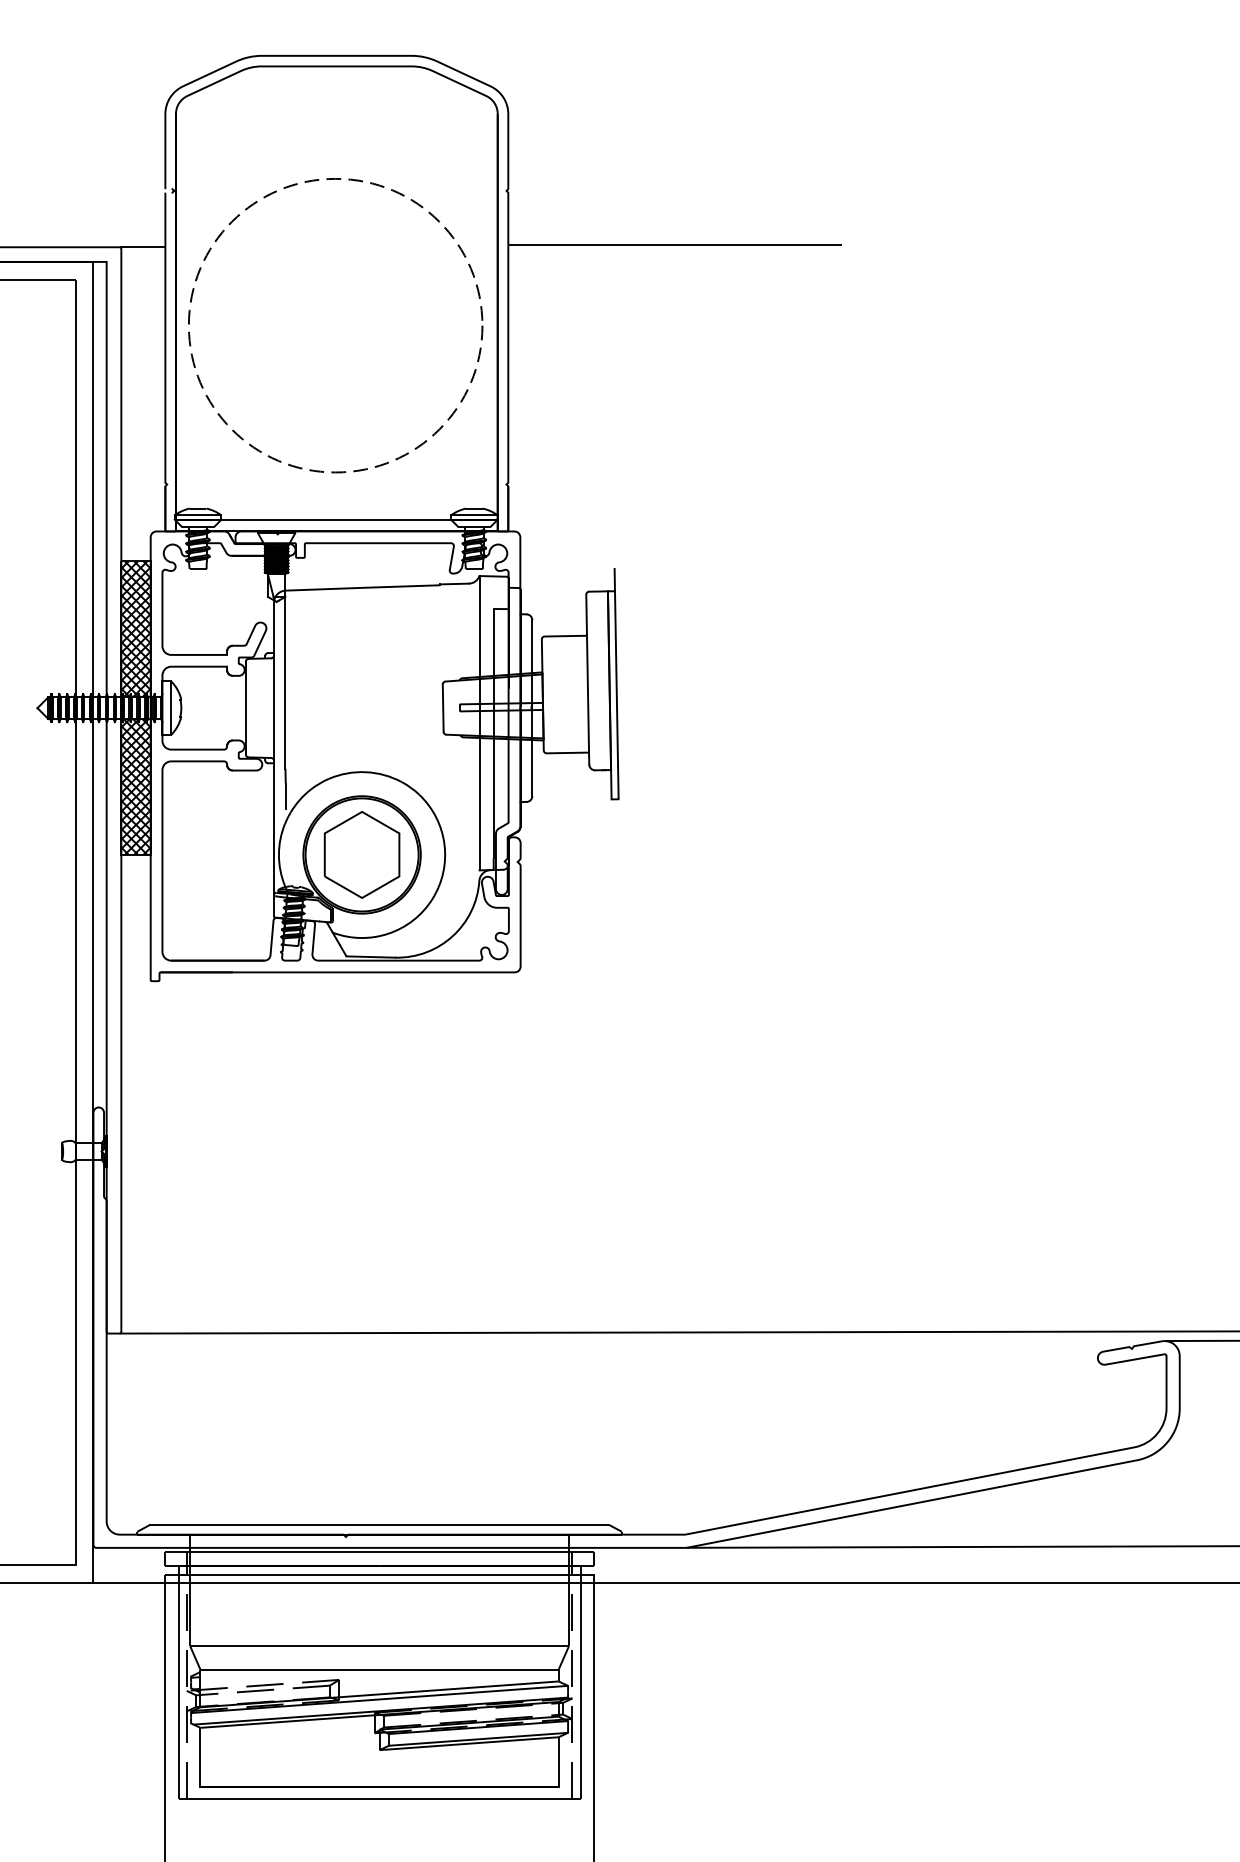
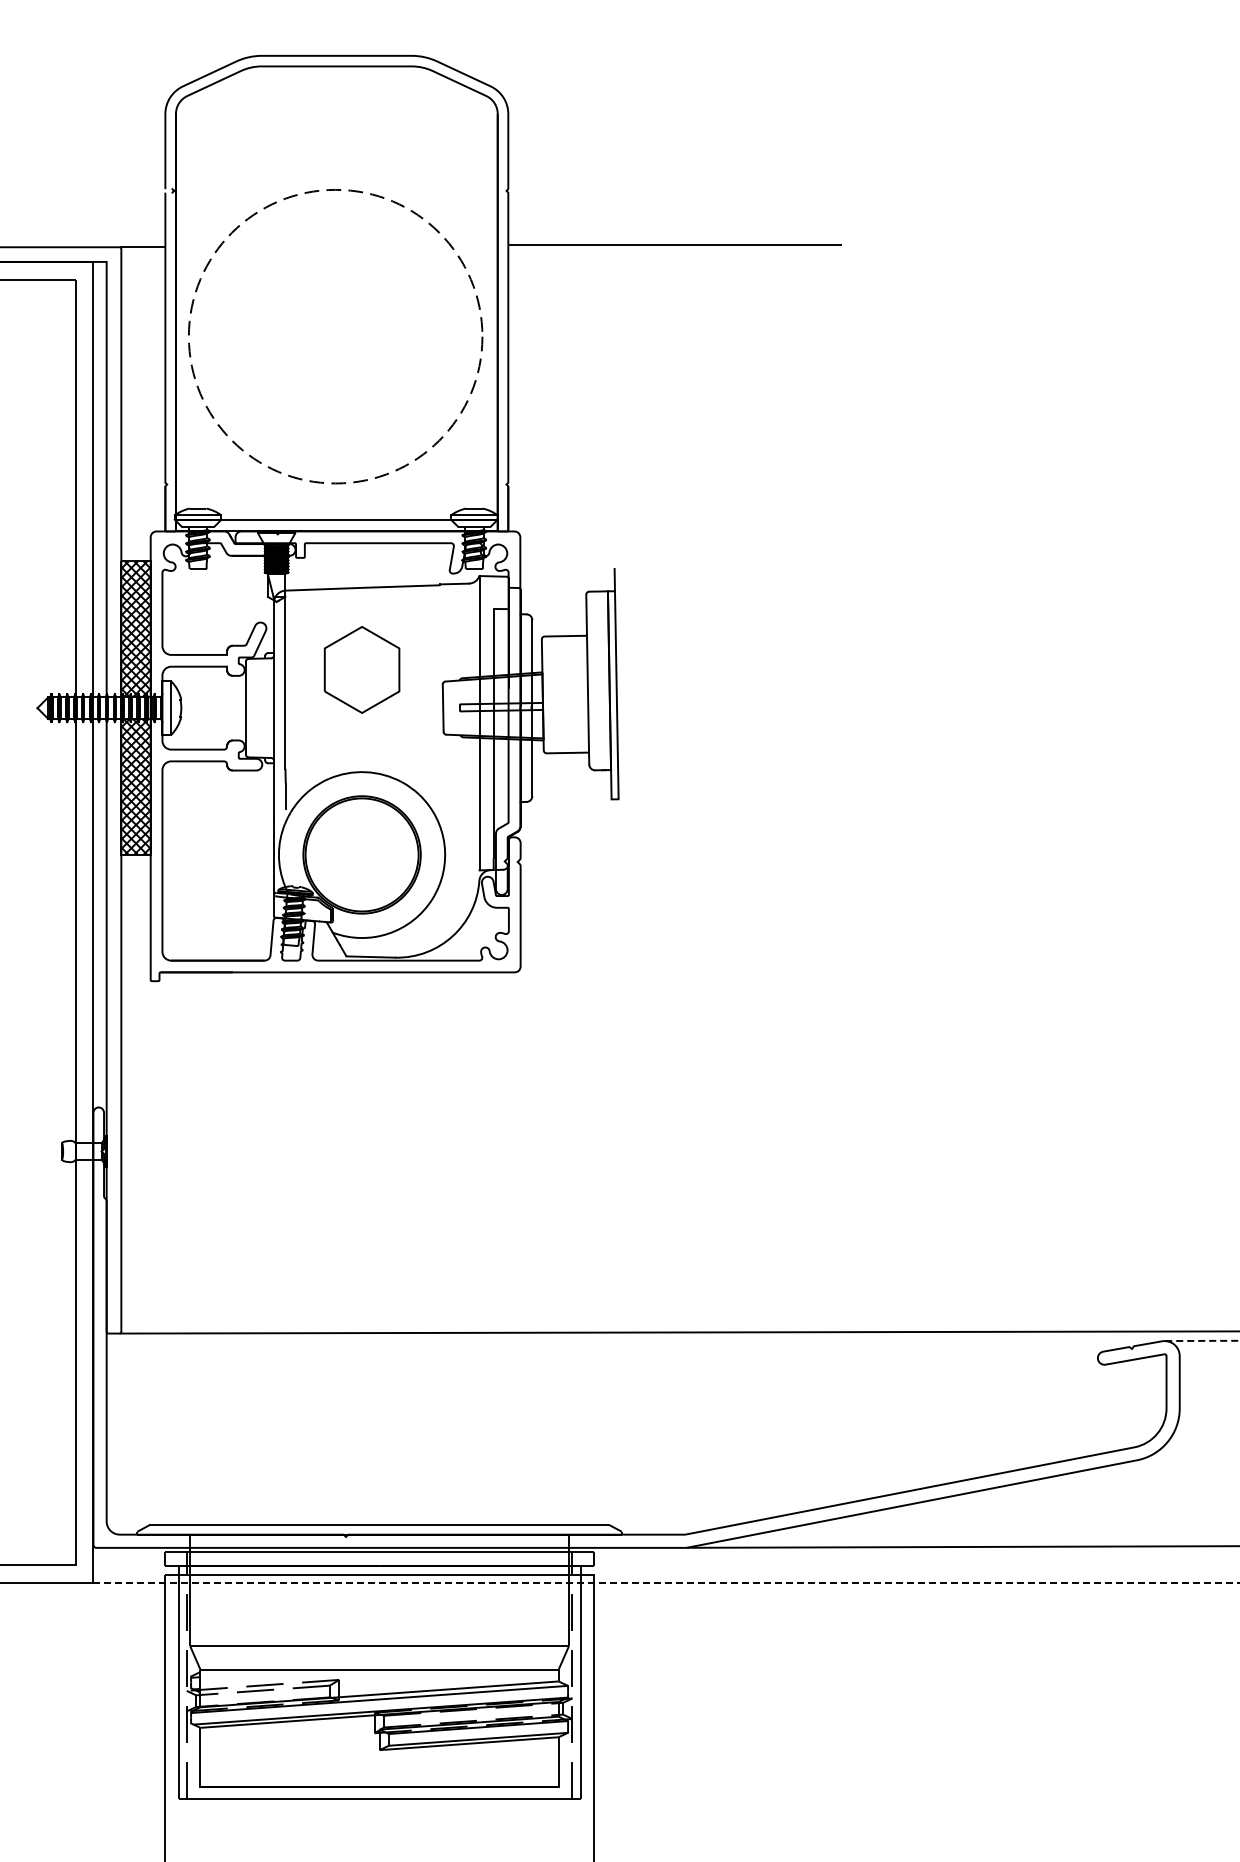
circle position: (335, 325) -> (335, 336) (335, 336)
part position: (361, 854) -> (361, 669) (361, 669)
line: solid -> dashed (1202, 1340)
line: solid -> dashed (666, 1583)
